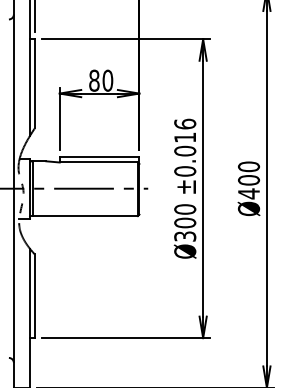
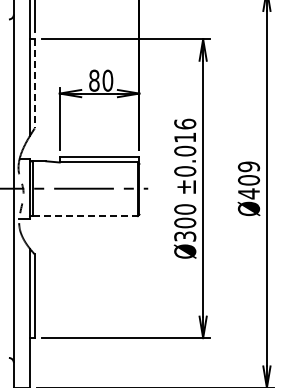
line: solid -> dashed (34, 83)
text: Ø400 -> Ø409 (249, 166)
line: solid -> dashed (85, 216)
